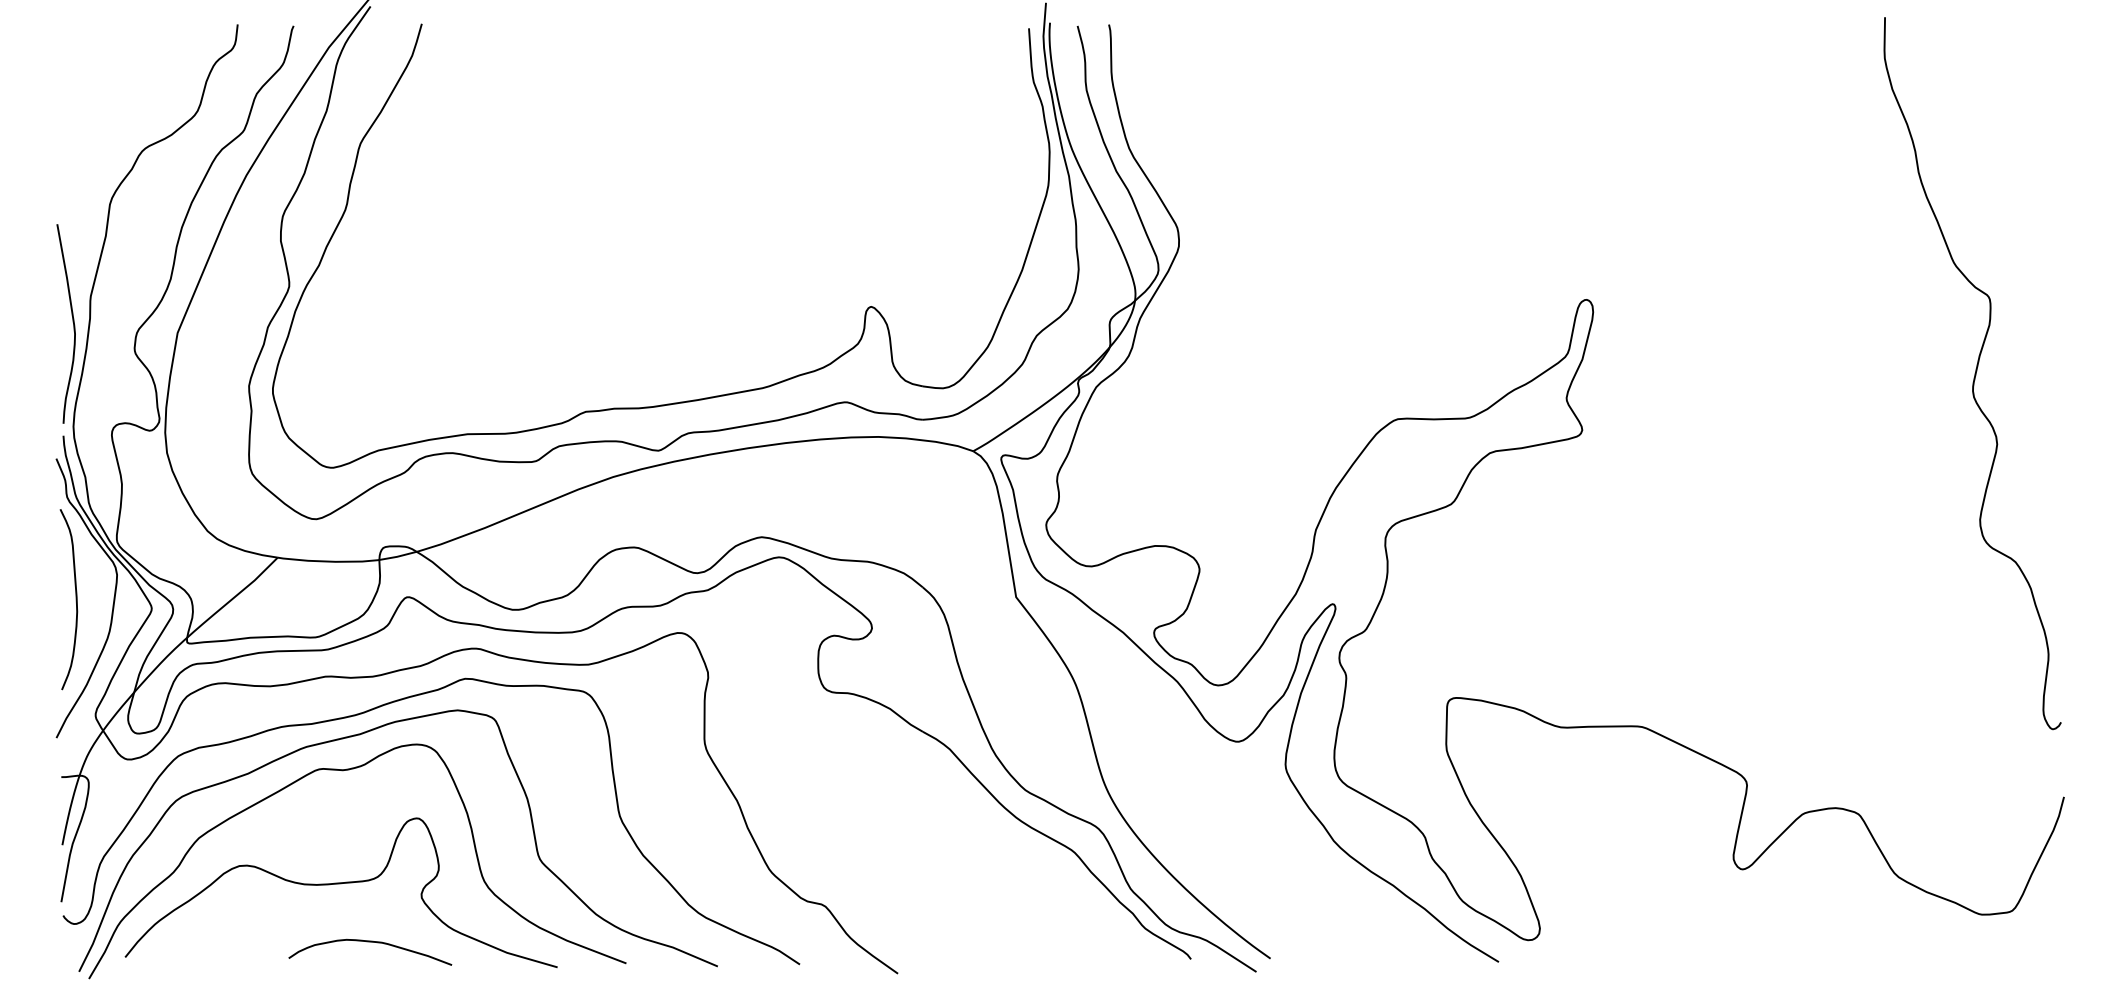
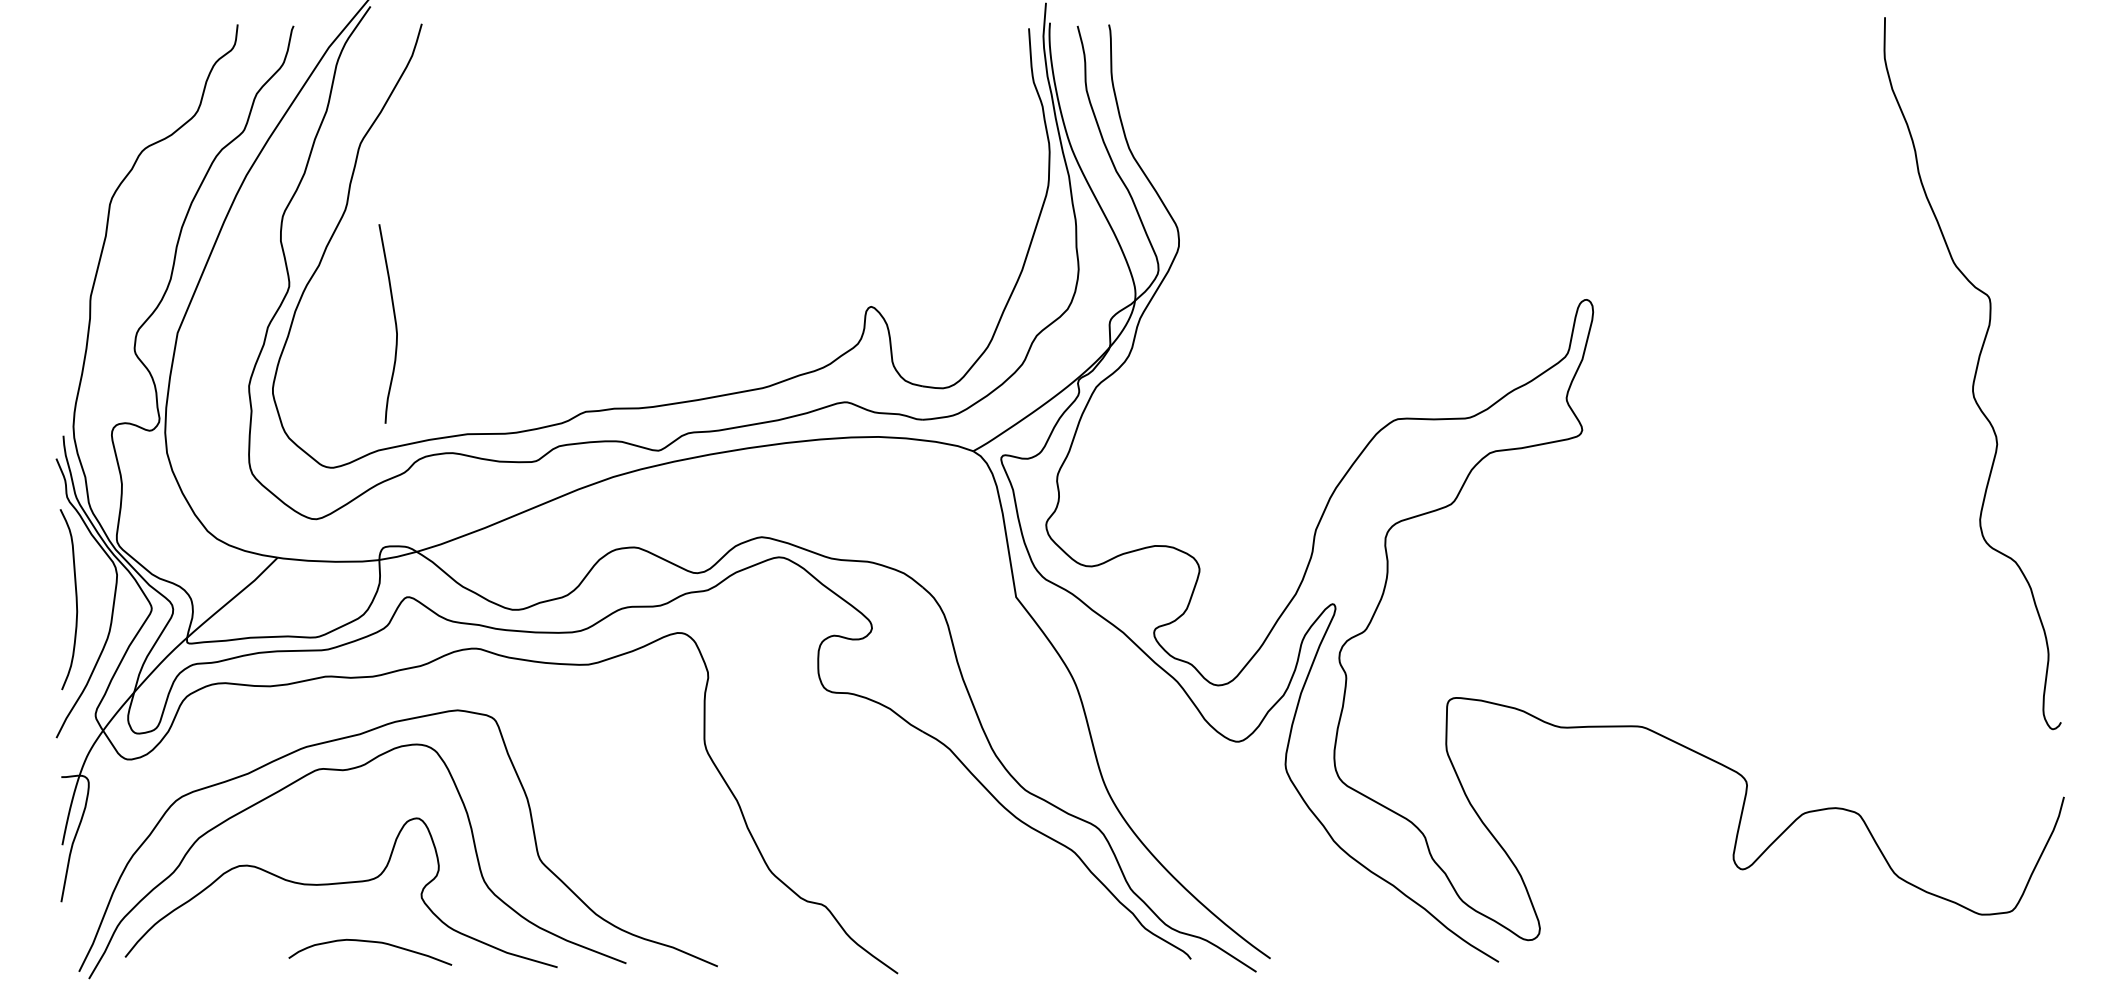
curve position: (72, 322) -> (394, 322) (394, 322)
curve: present -> none (392, 703)
